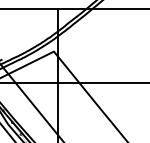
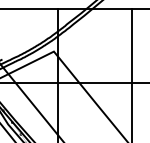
line: none -> present (131, 74)
